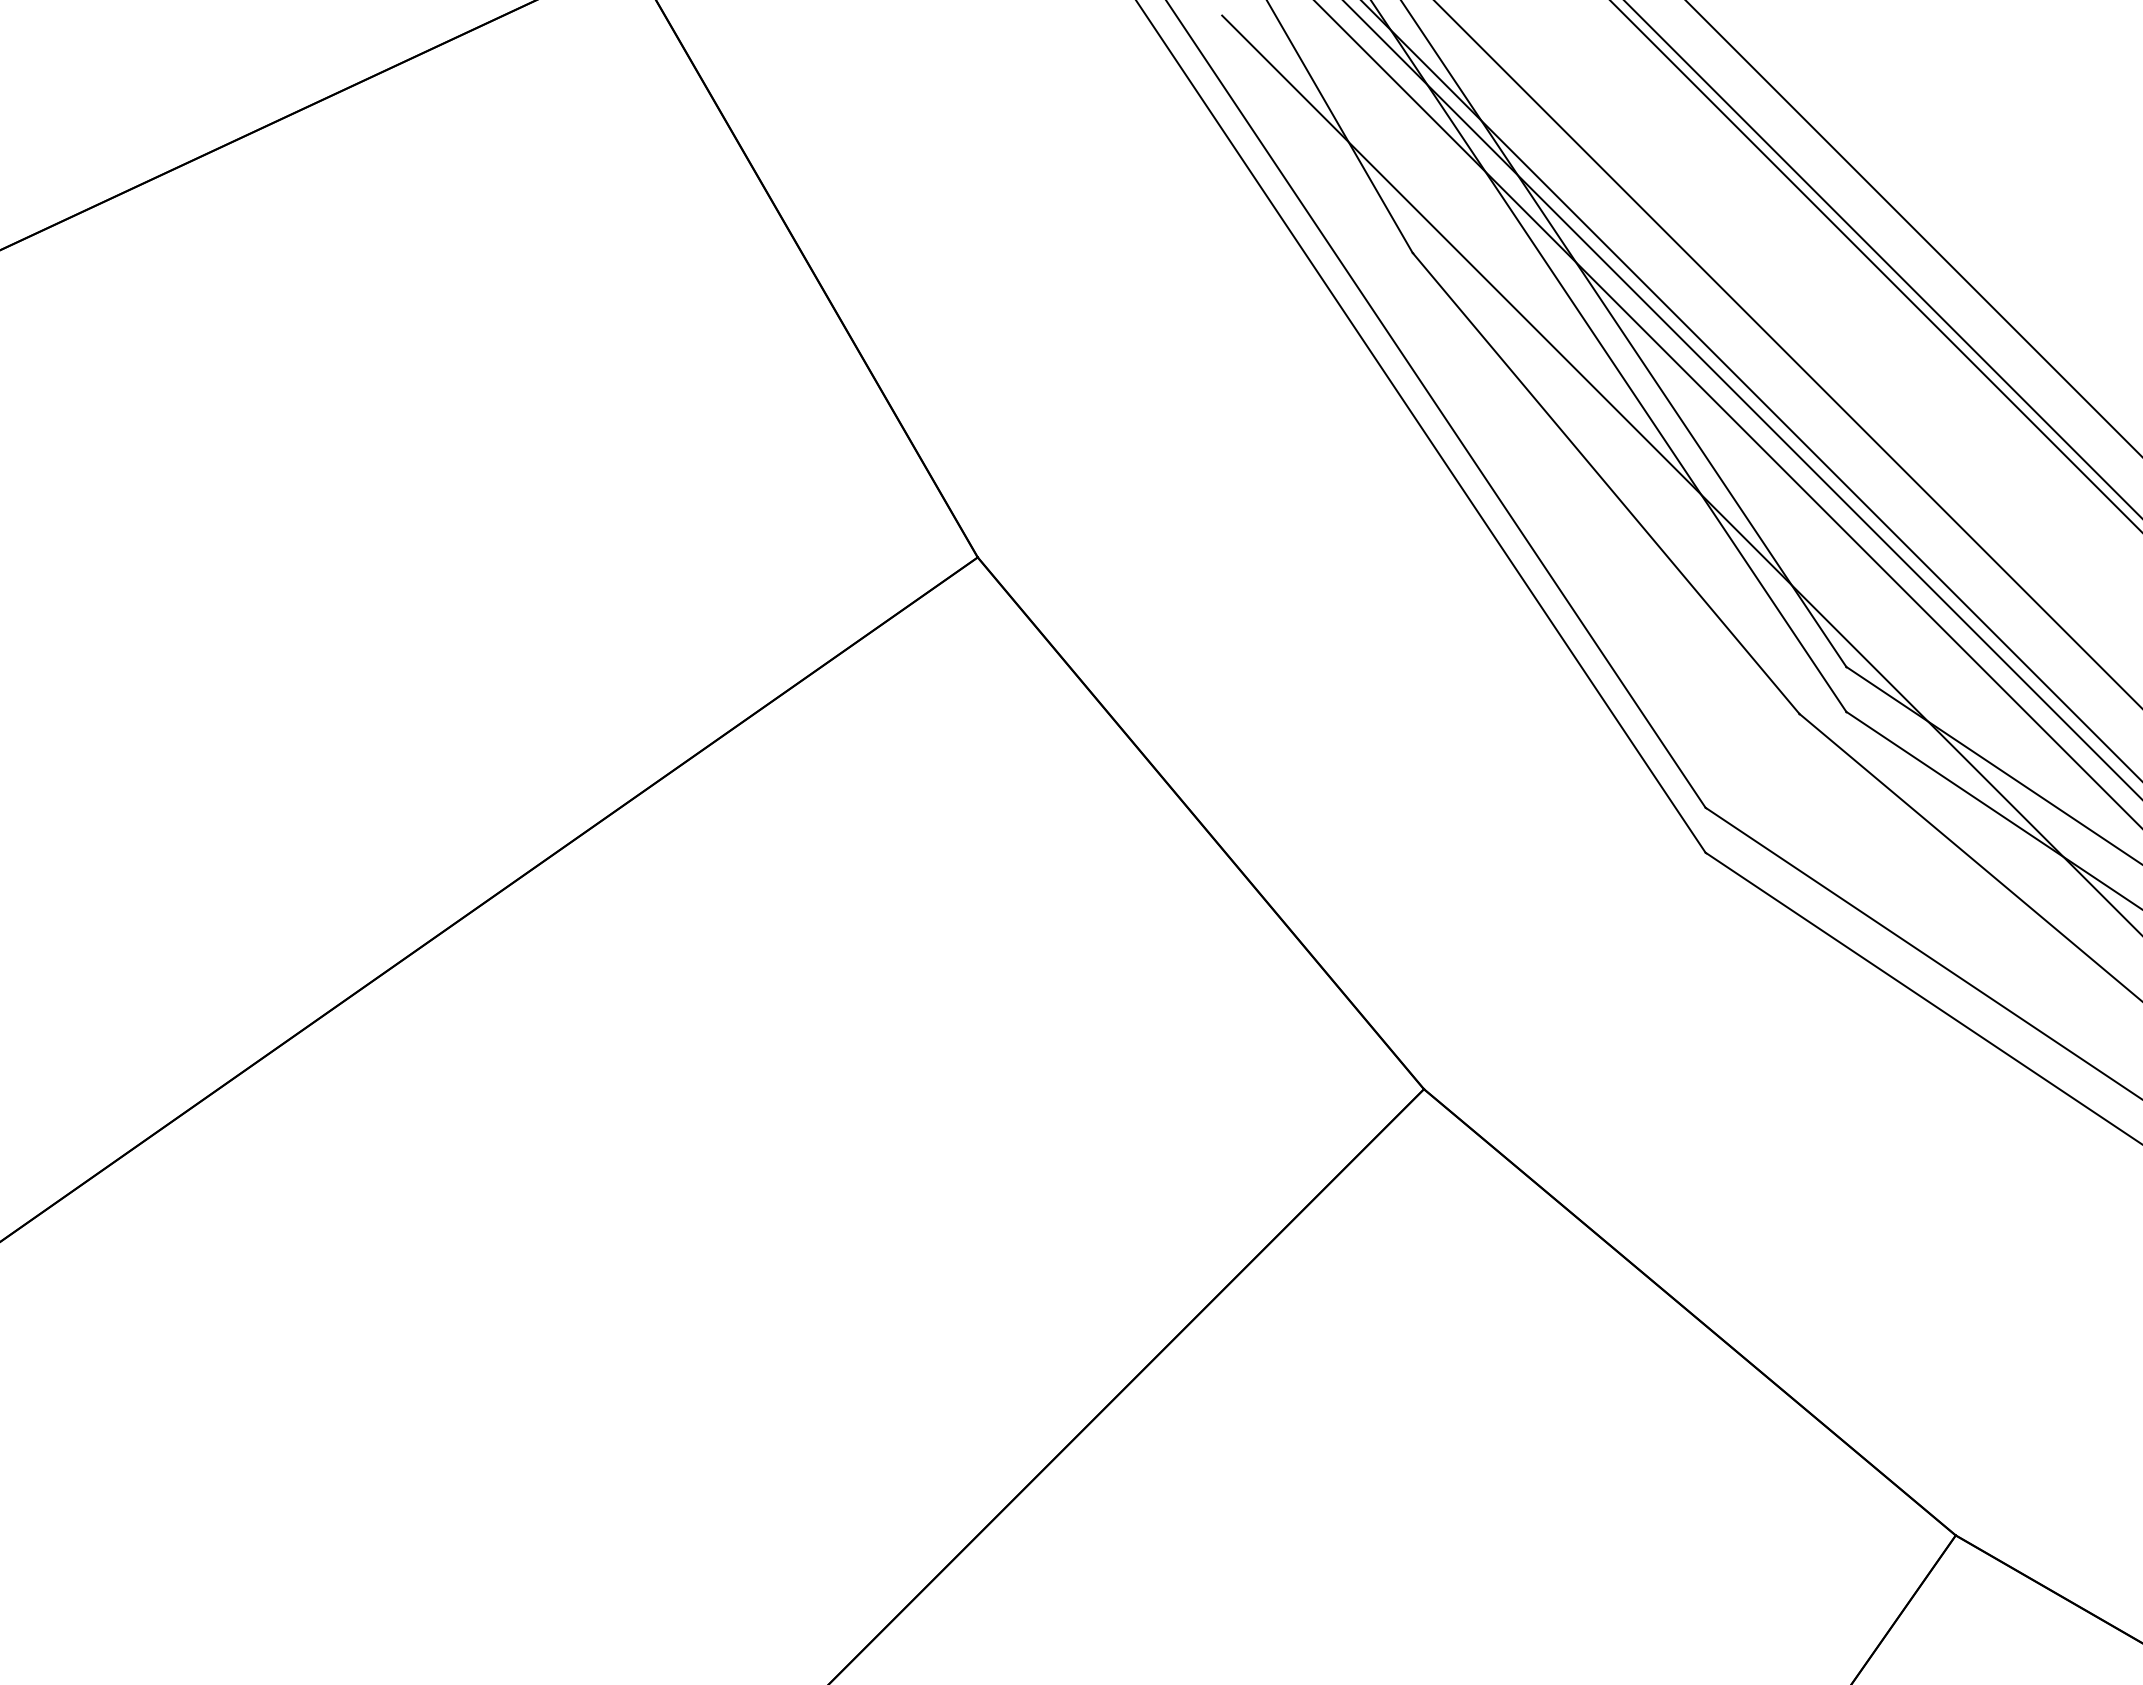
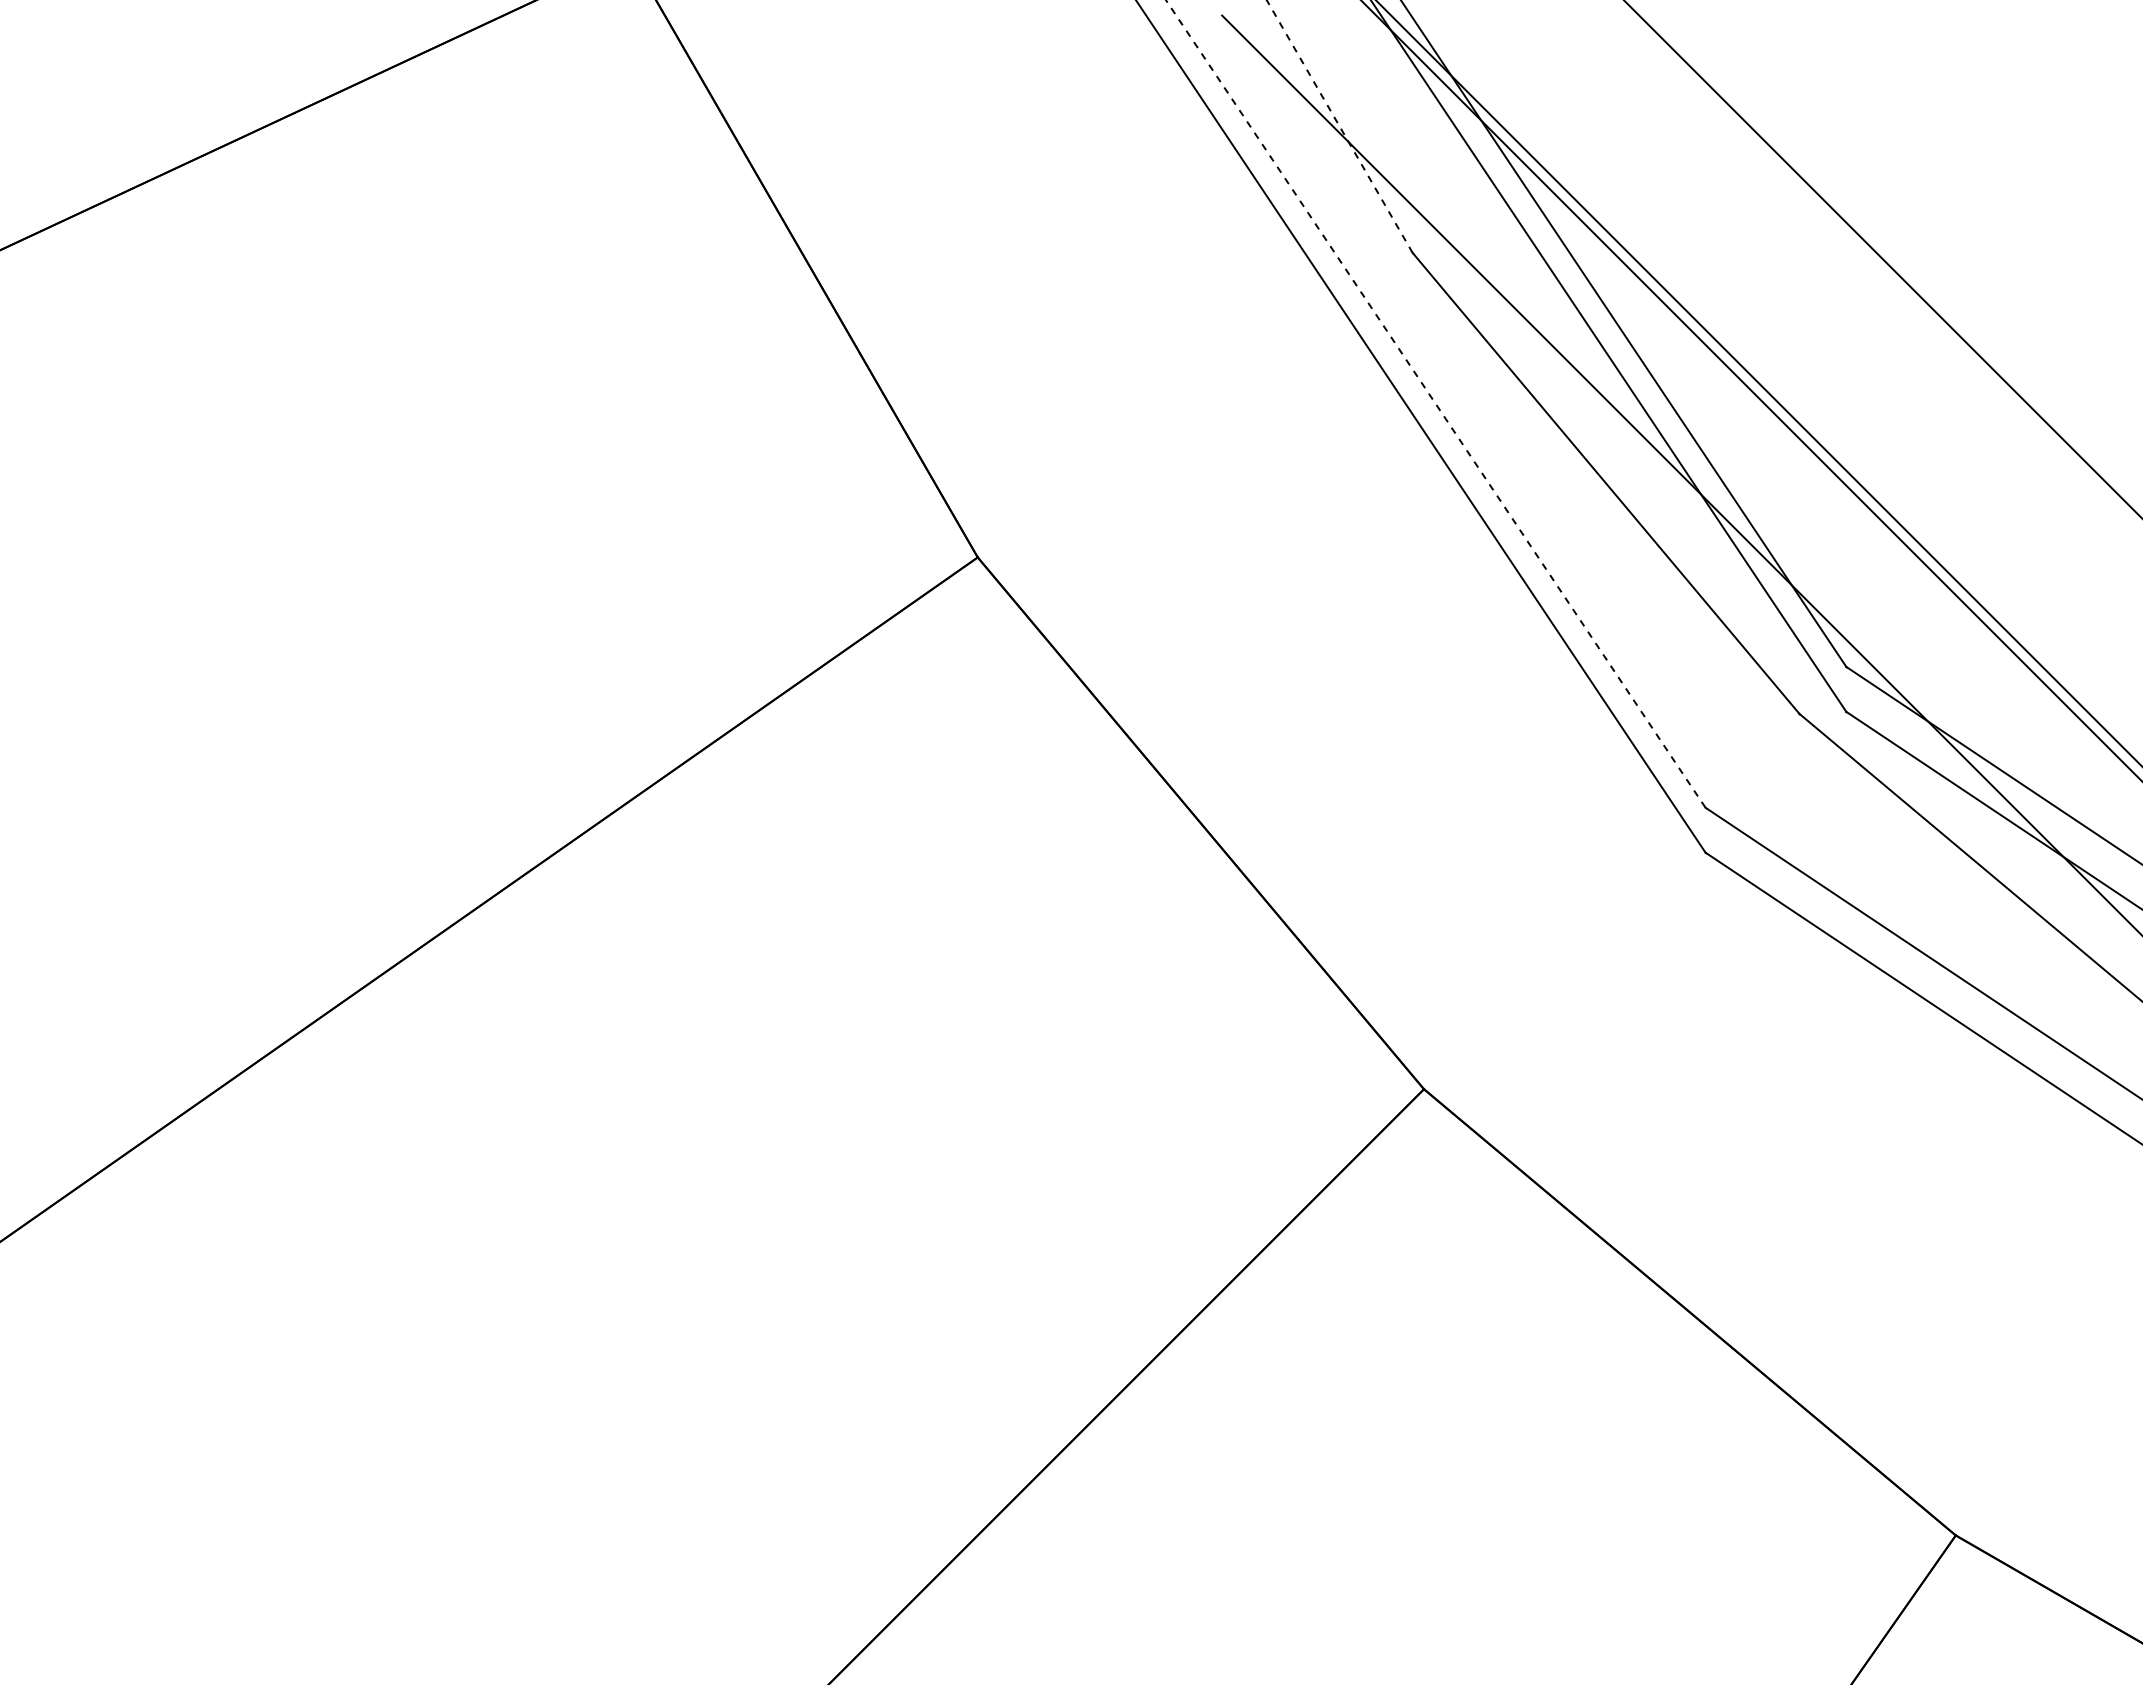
line: solid -> dashed (1339, 126)
line: present -> none (1913, 228)
line: present -> none (1875, 265)
line position: (1787, 353) -> (1758, 382) (1758, 382)
line: present -> none (1742, 399)
line: solid -> dashed (1435, 403)
line: present -> none (1727, 413)
